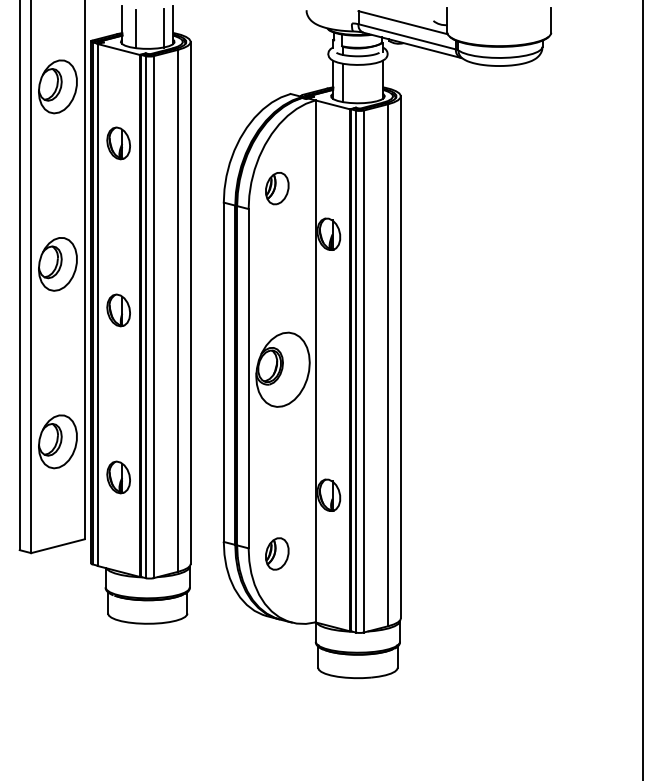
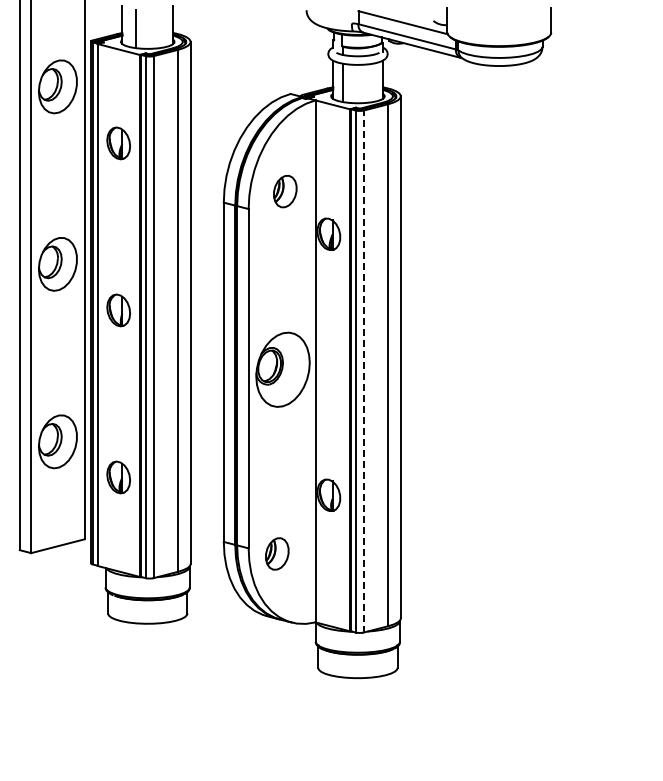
line: present -> none (163, 28)
part position: (277, 188) -> (285, 191) (285, 191)
line: solid -> dashed (363, 371)
line: present -> none (643, 389)
